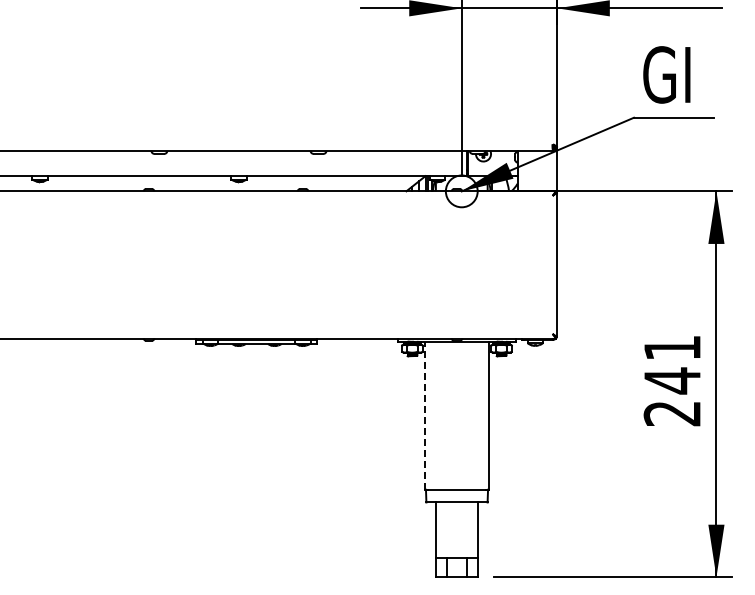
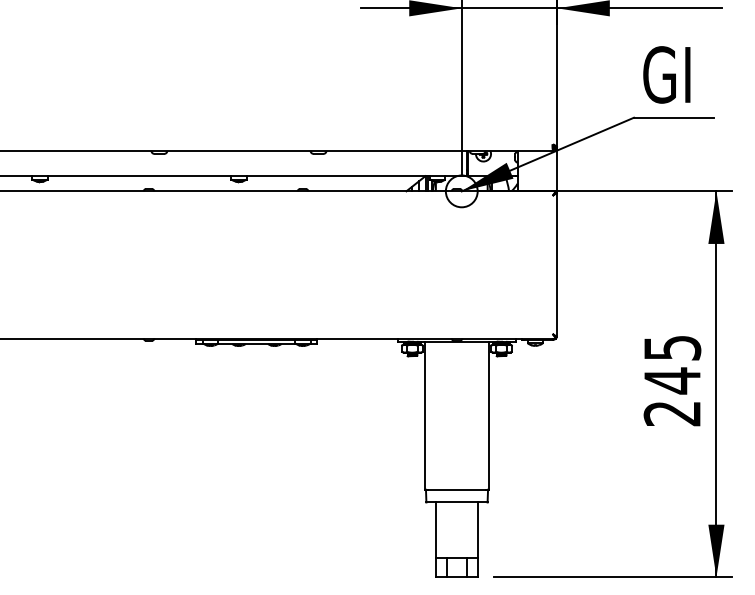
text: 241 -> 245 (672, 348)
line: dashed -> solid (425, 415)
